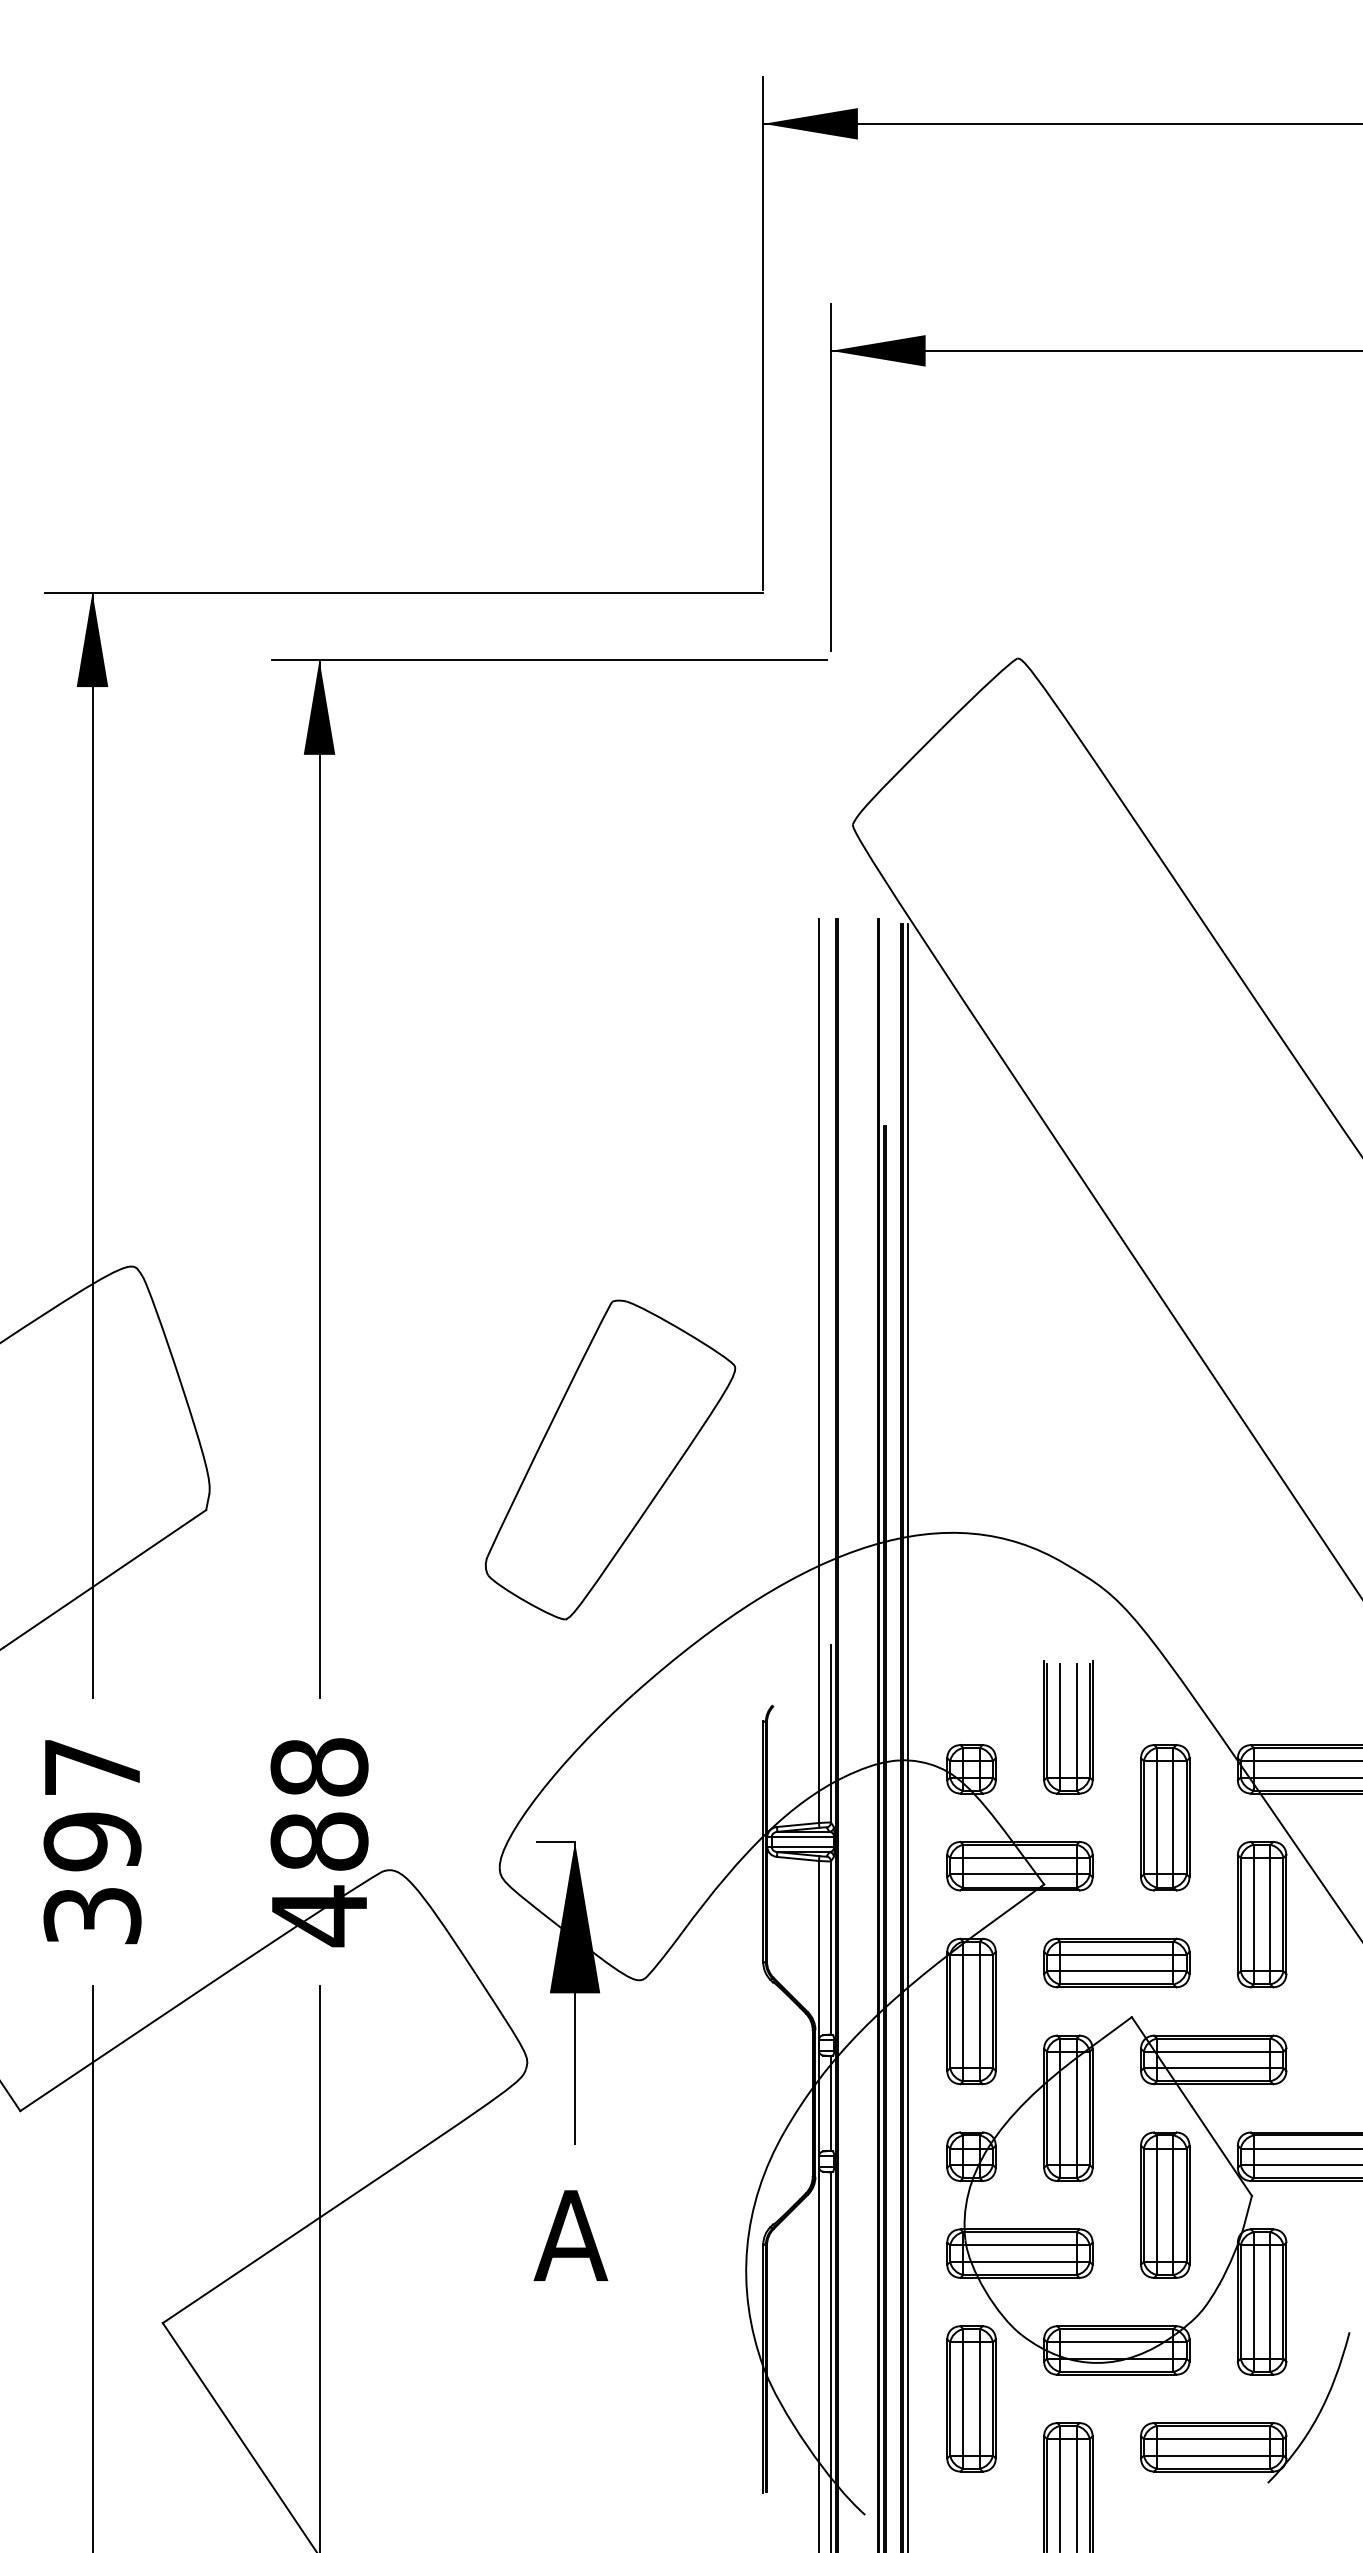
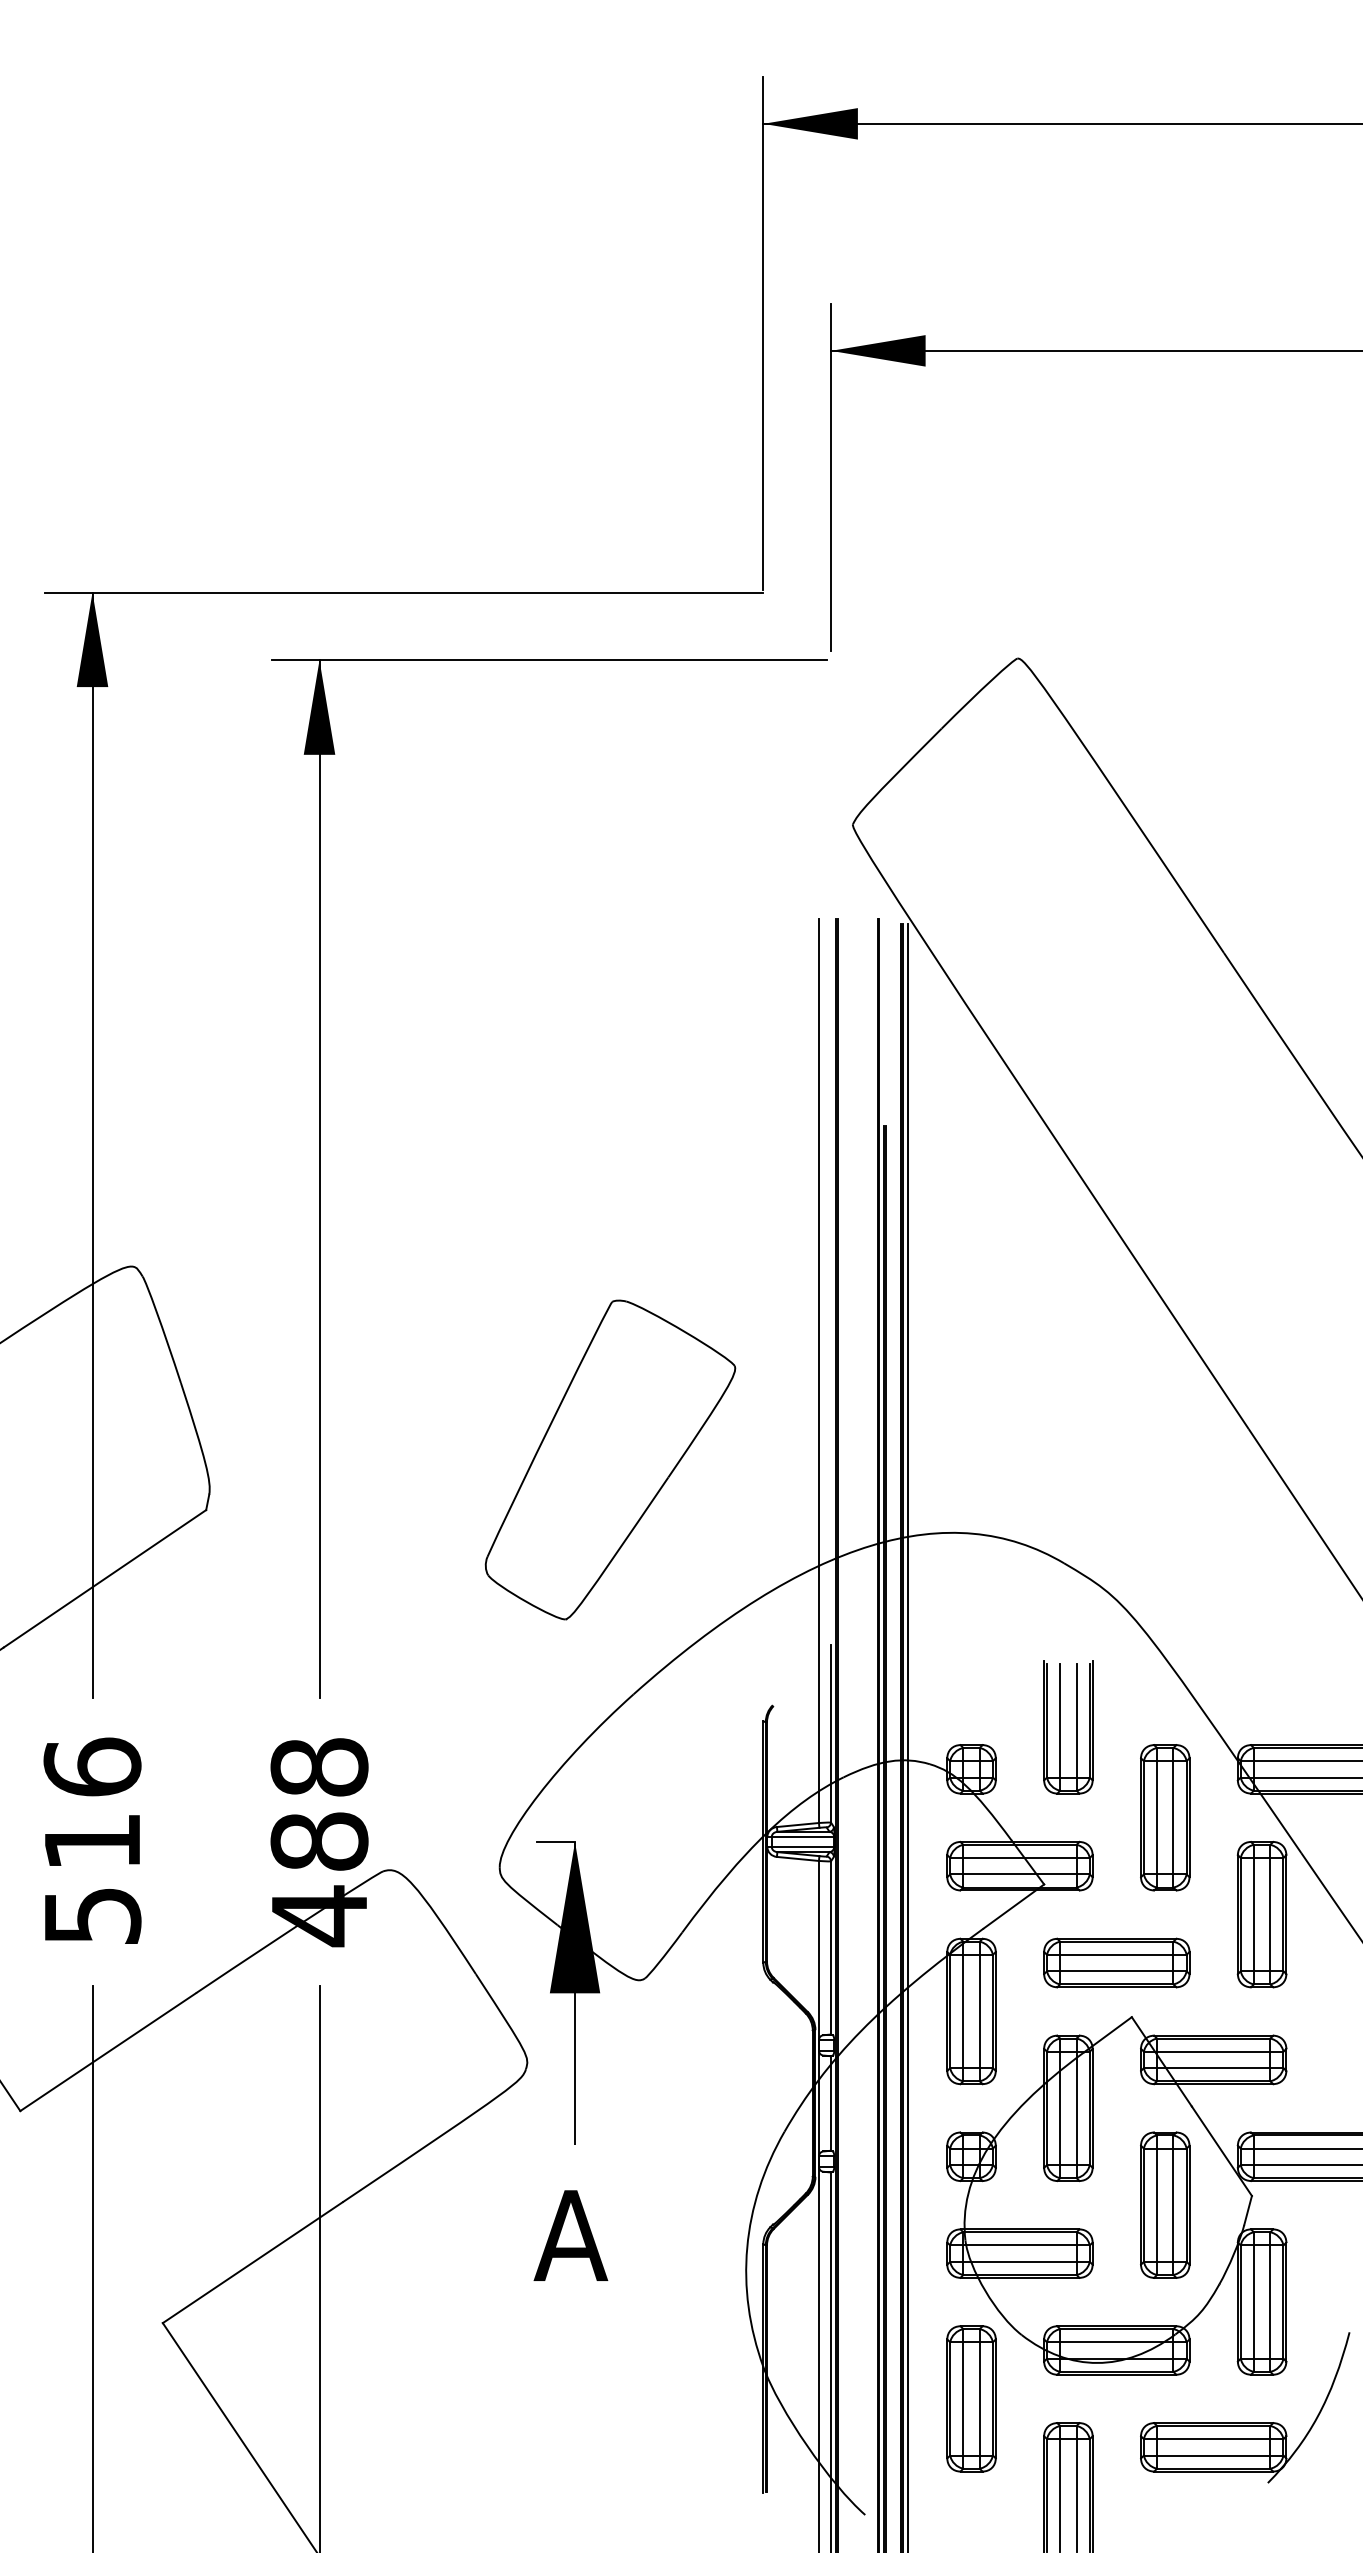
text: 397 -> 516 (92, 1840)
